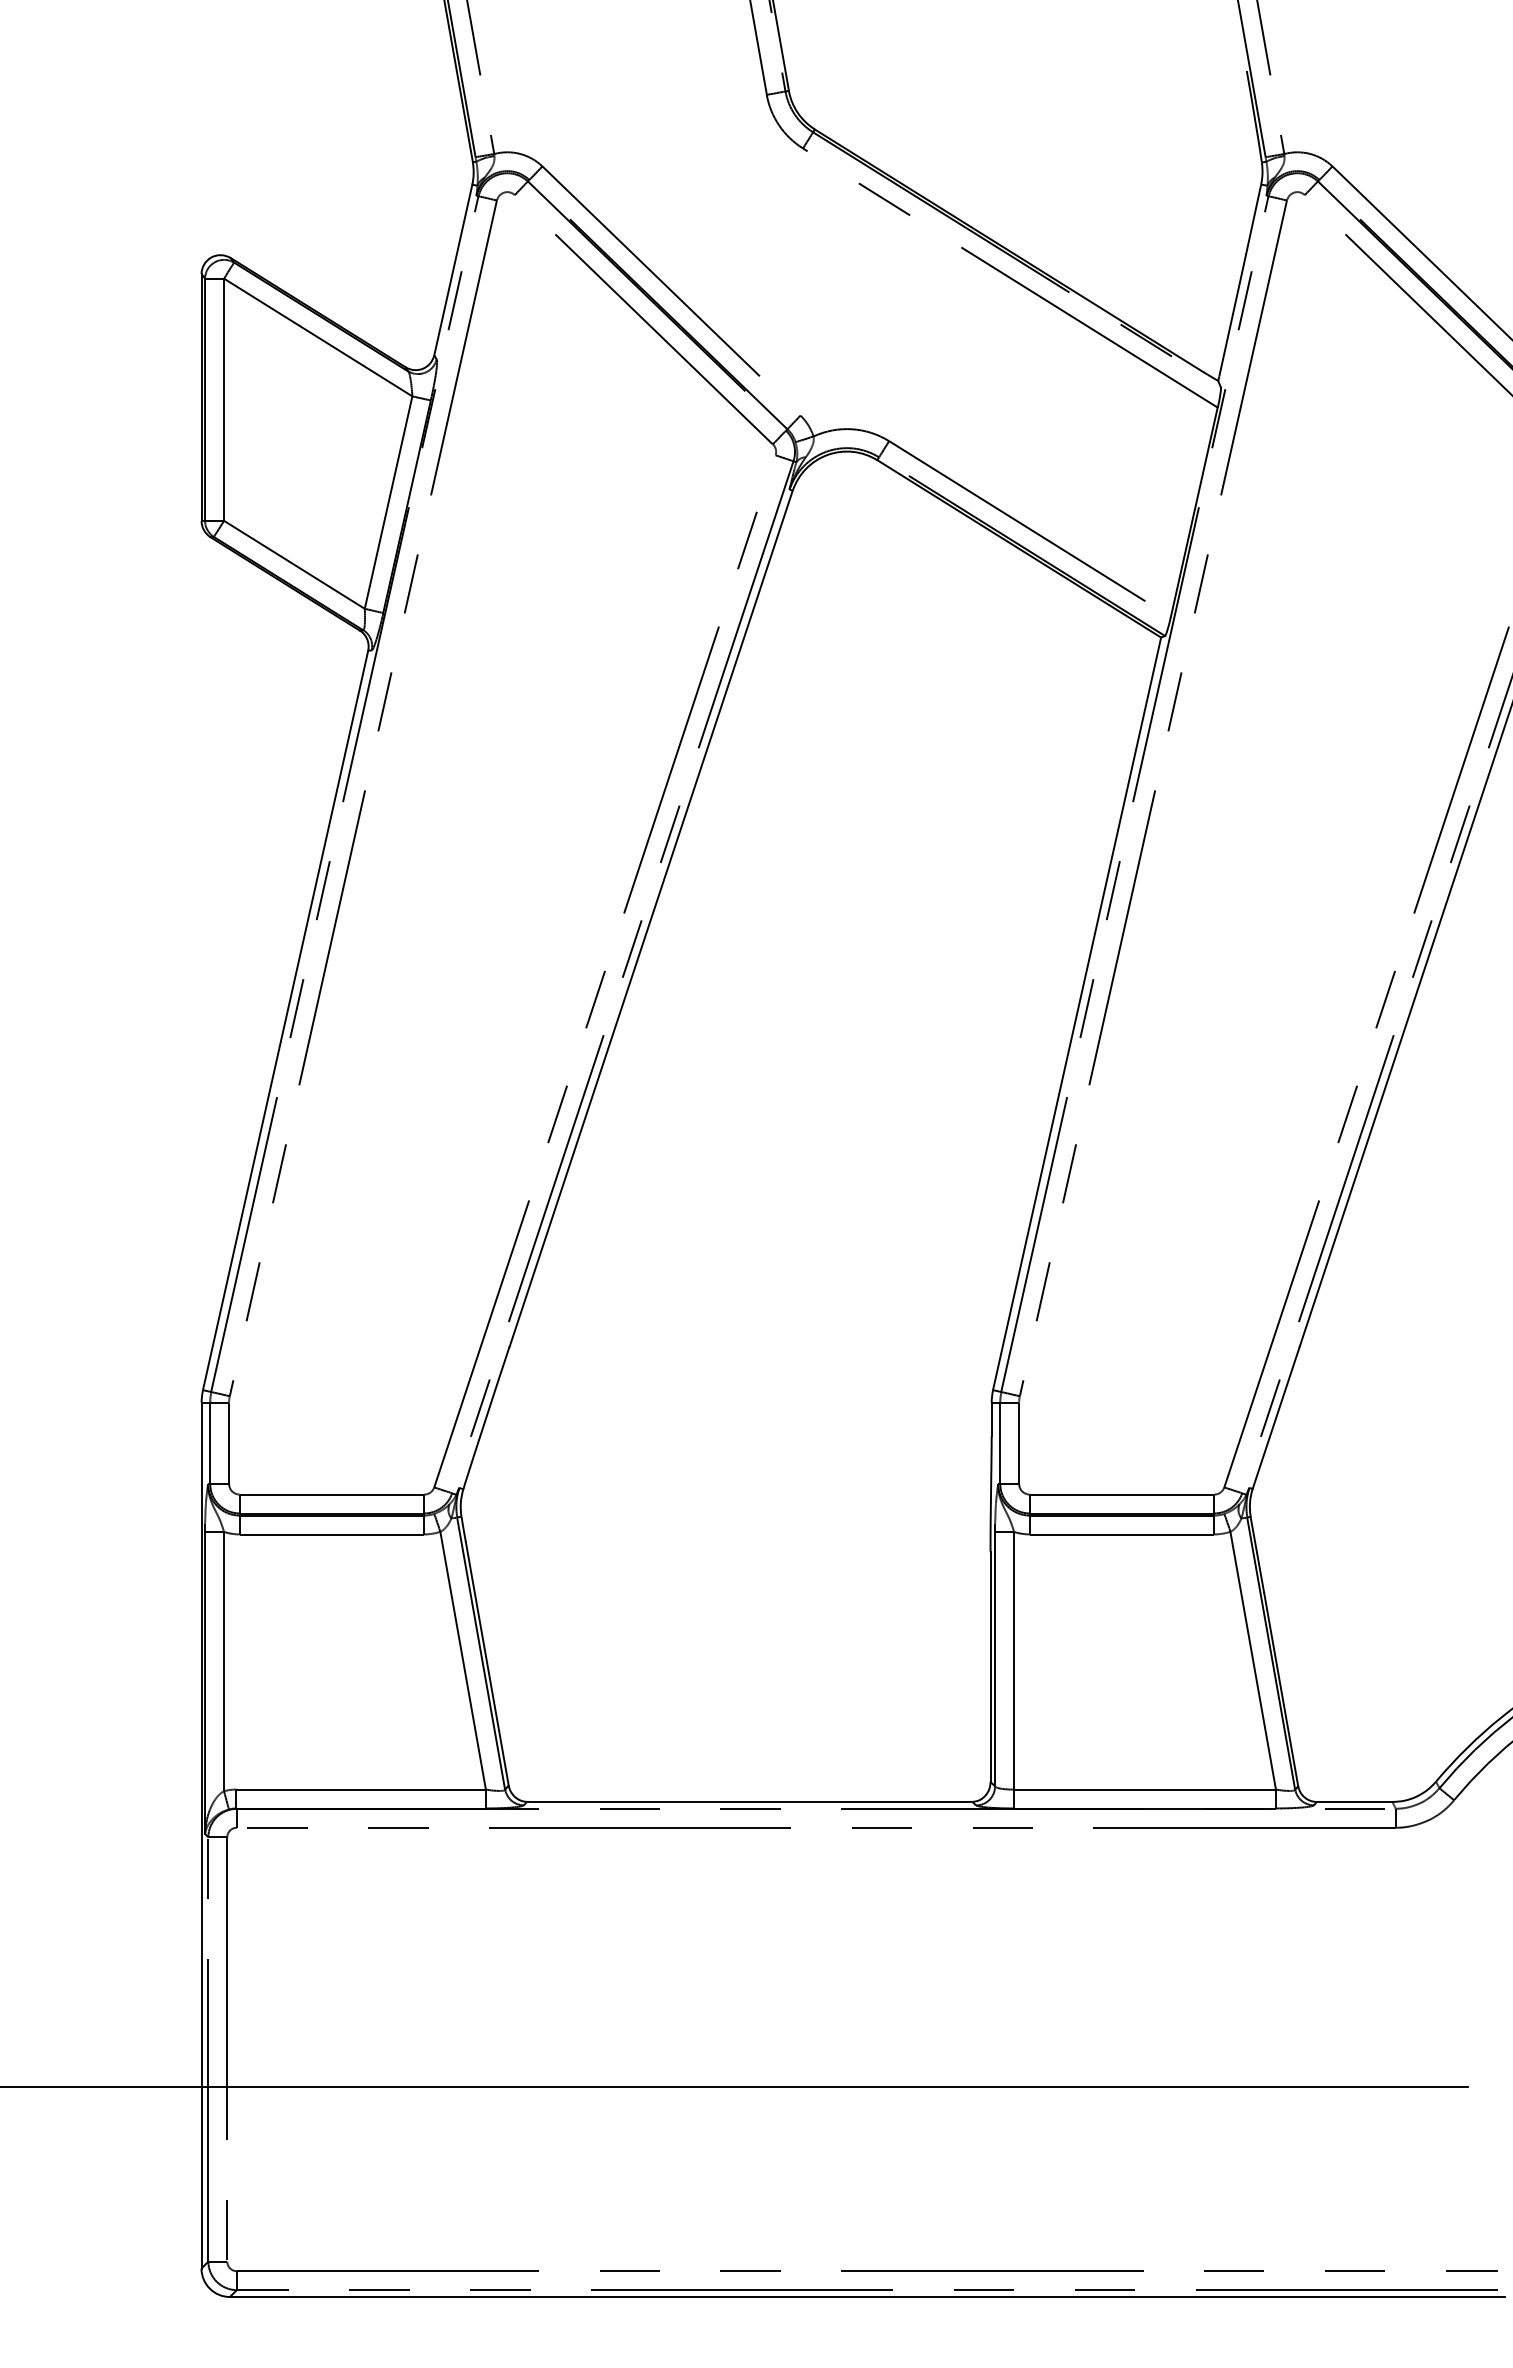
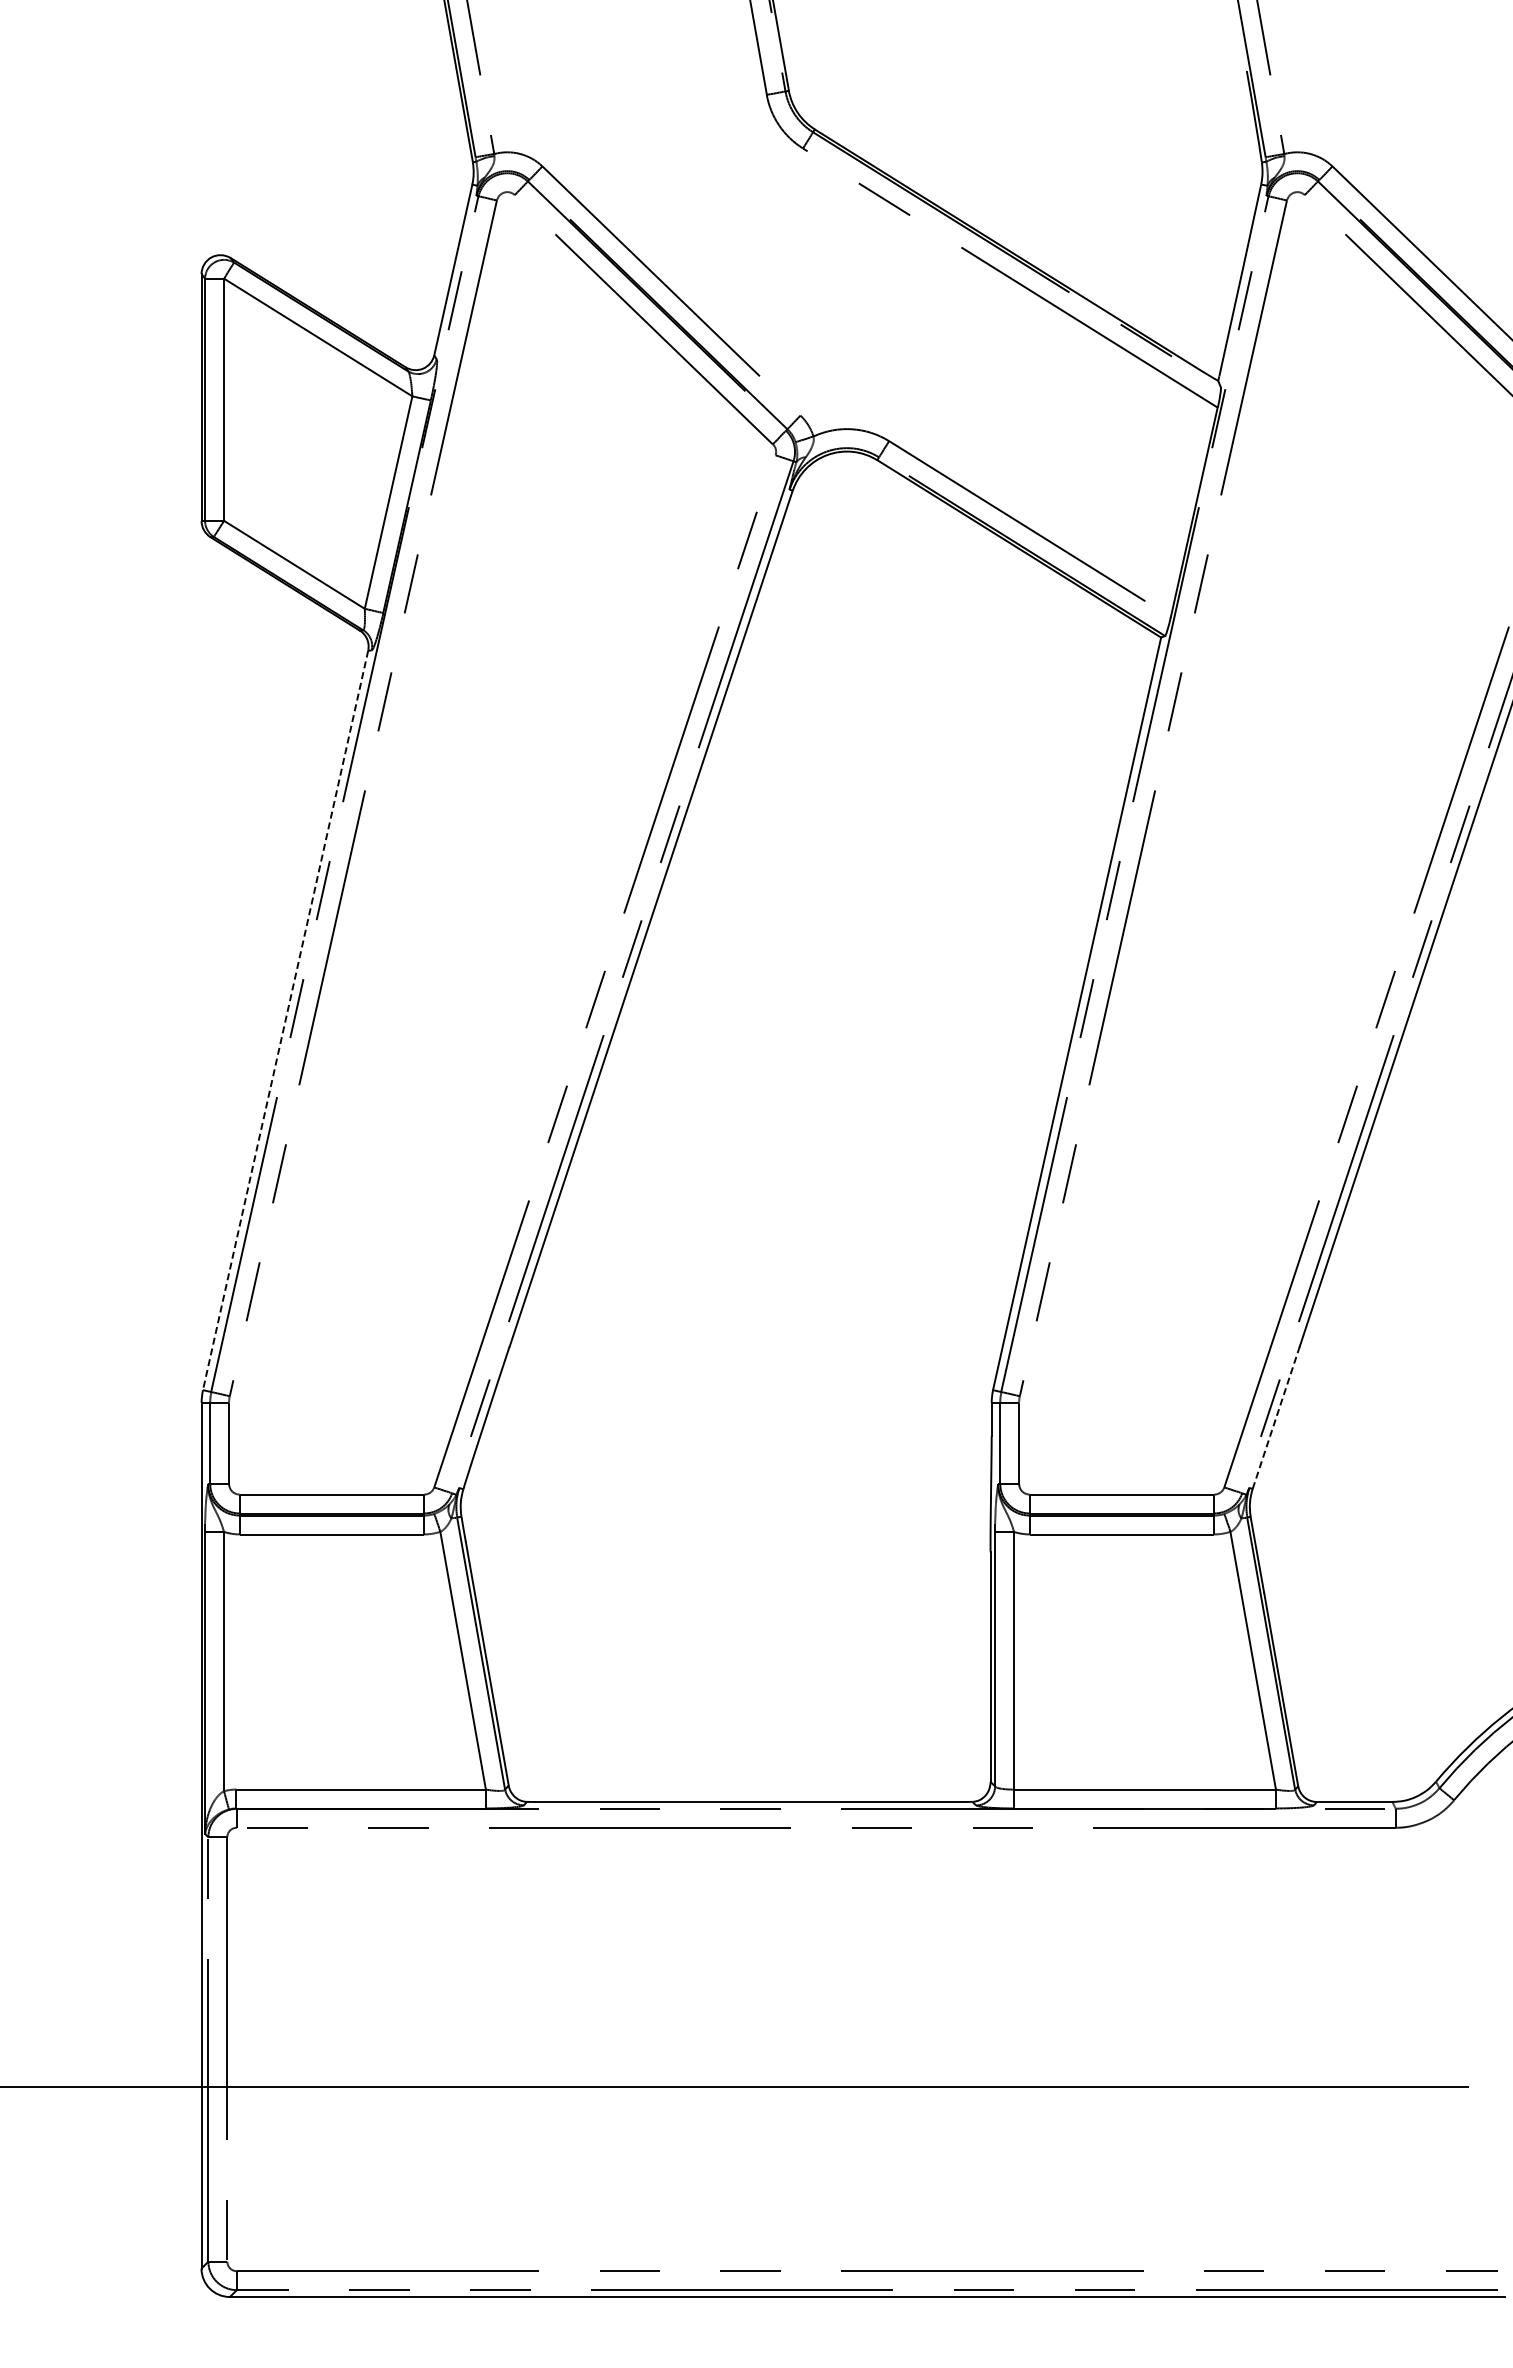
line: solid -> dashed (285, 1020)
line: solid -> dashed (1276, 1417)
